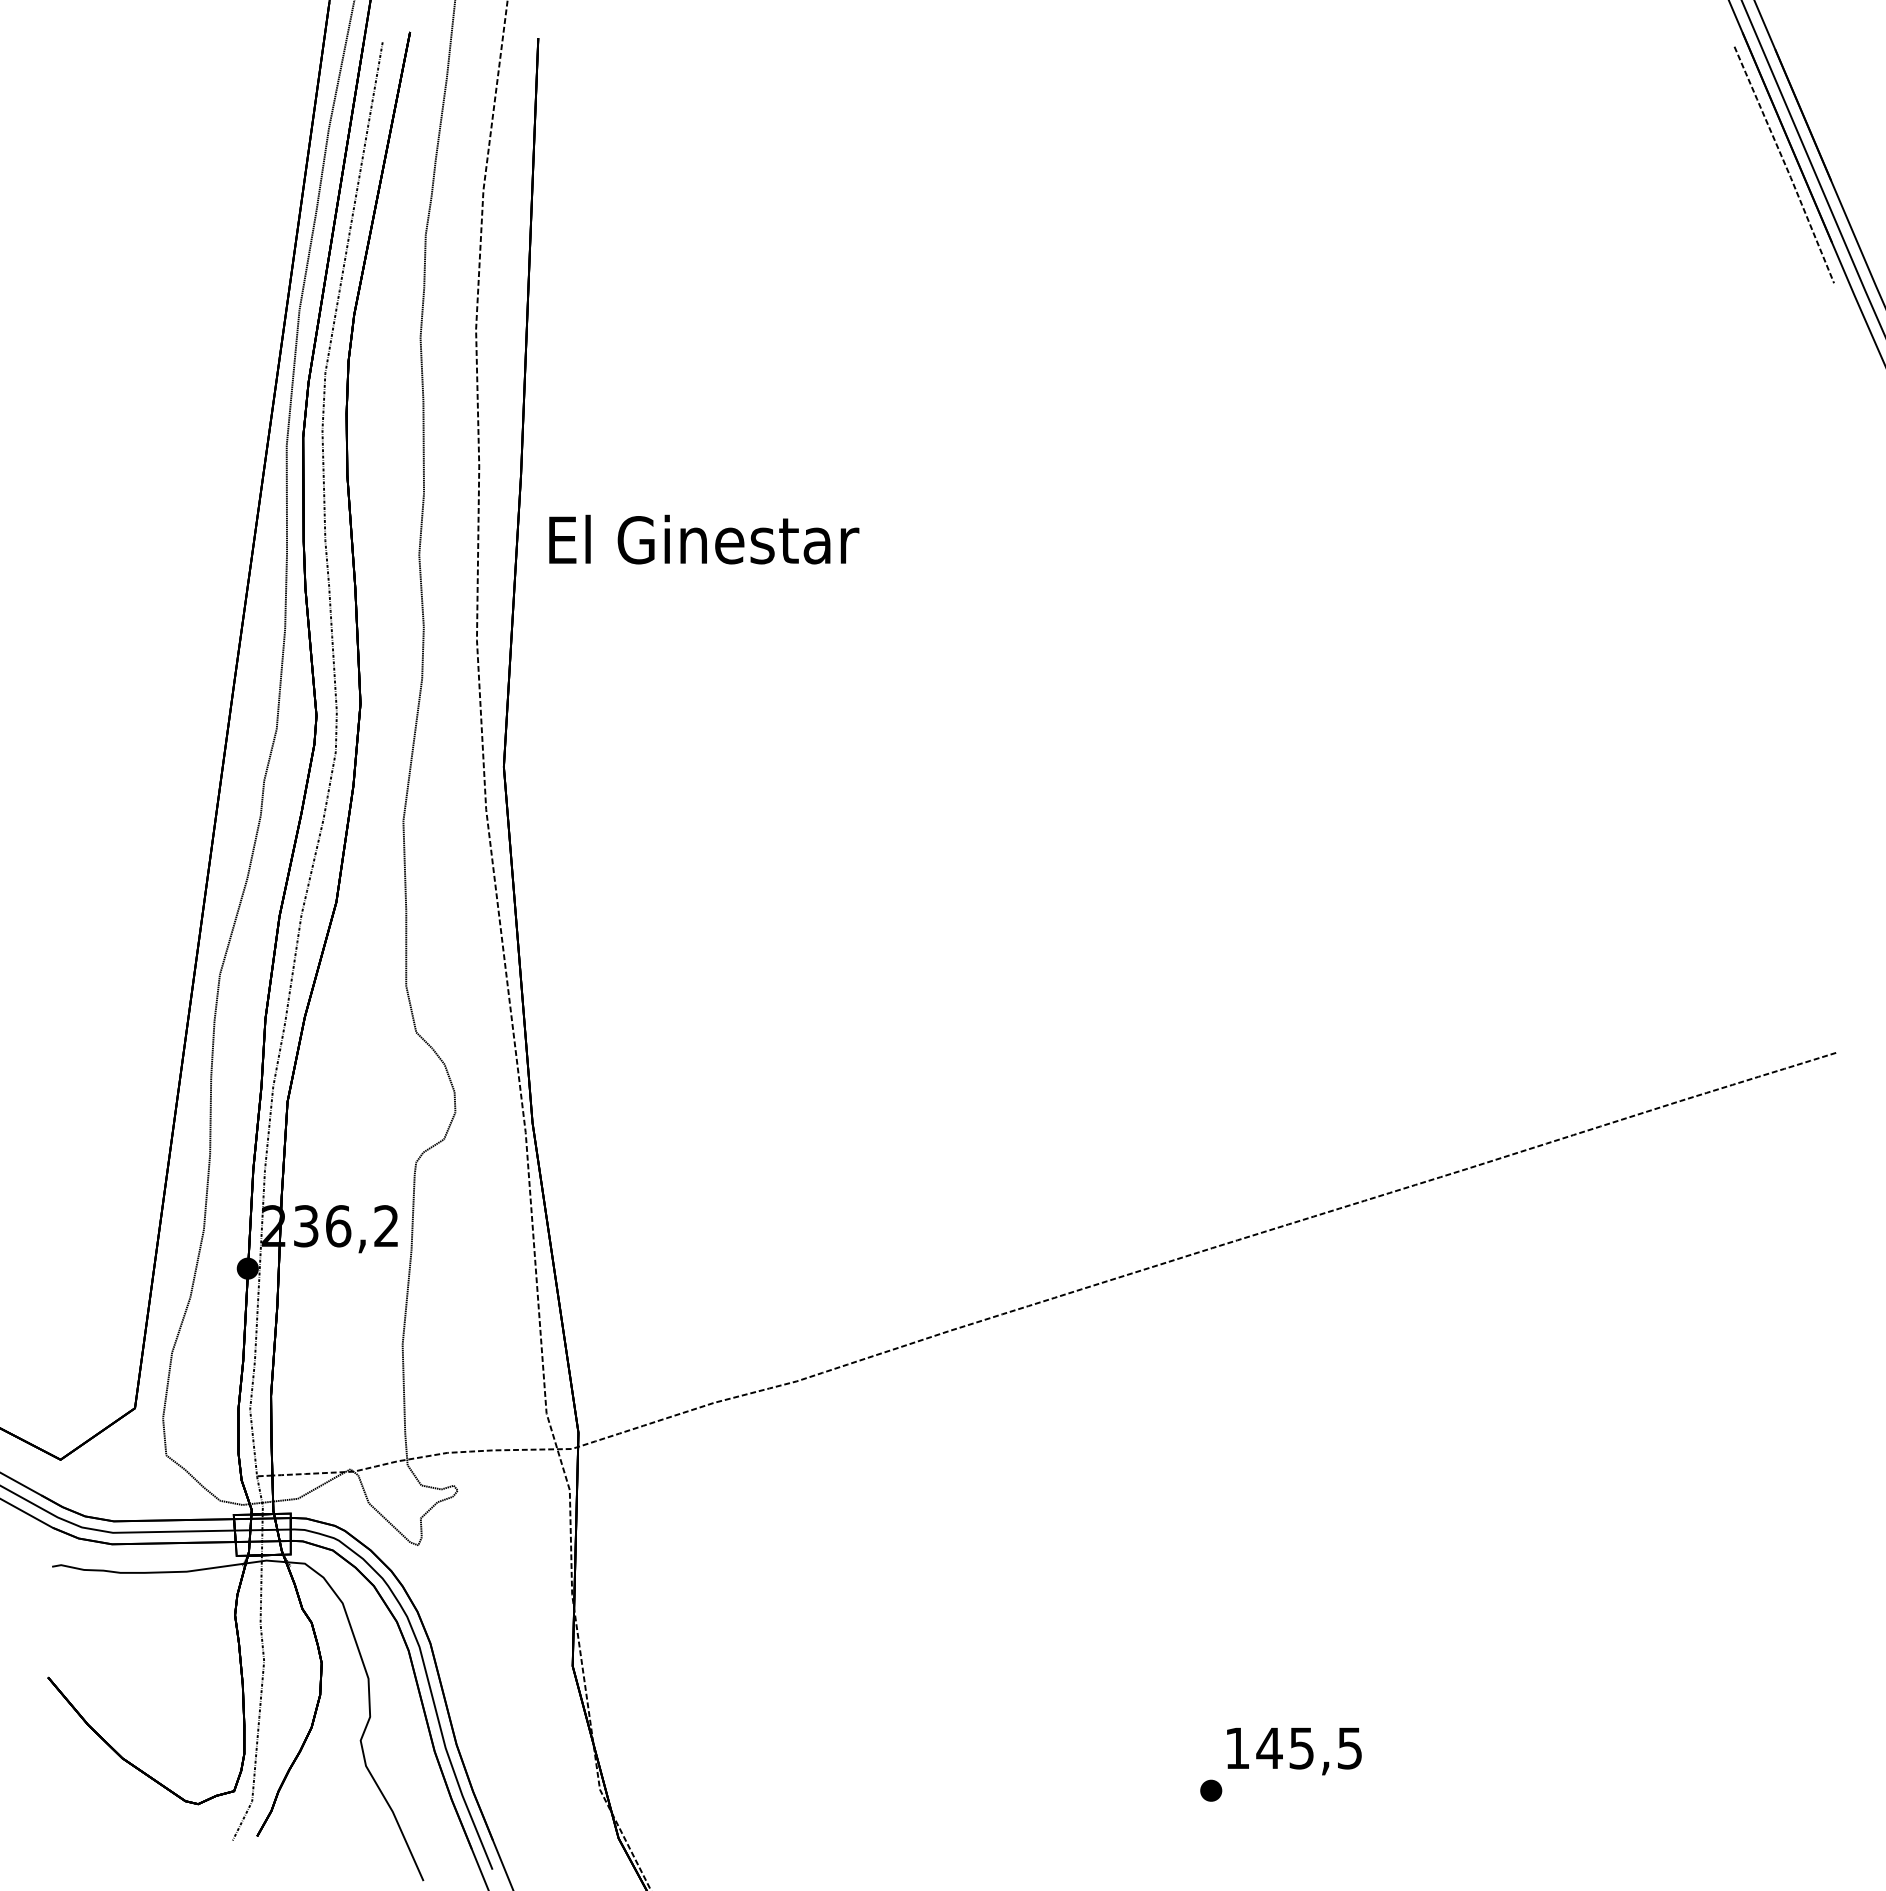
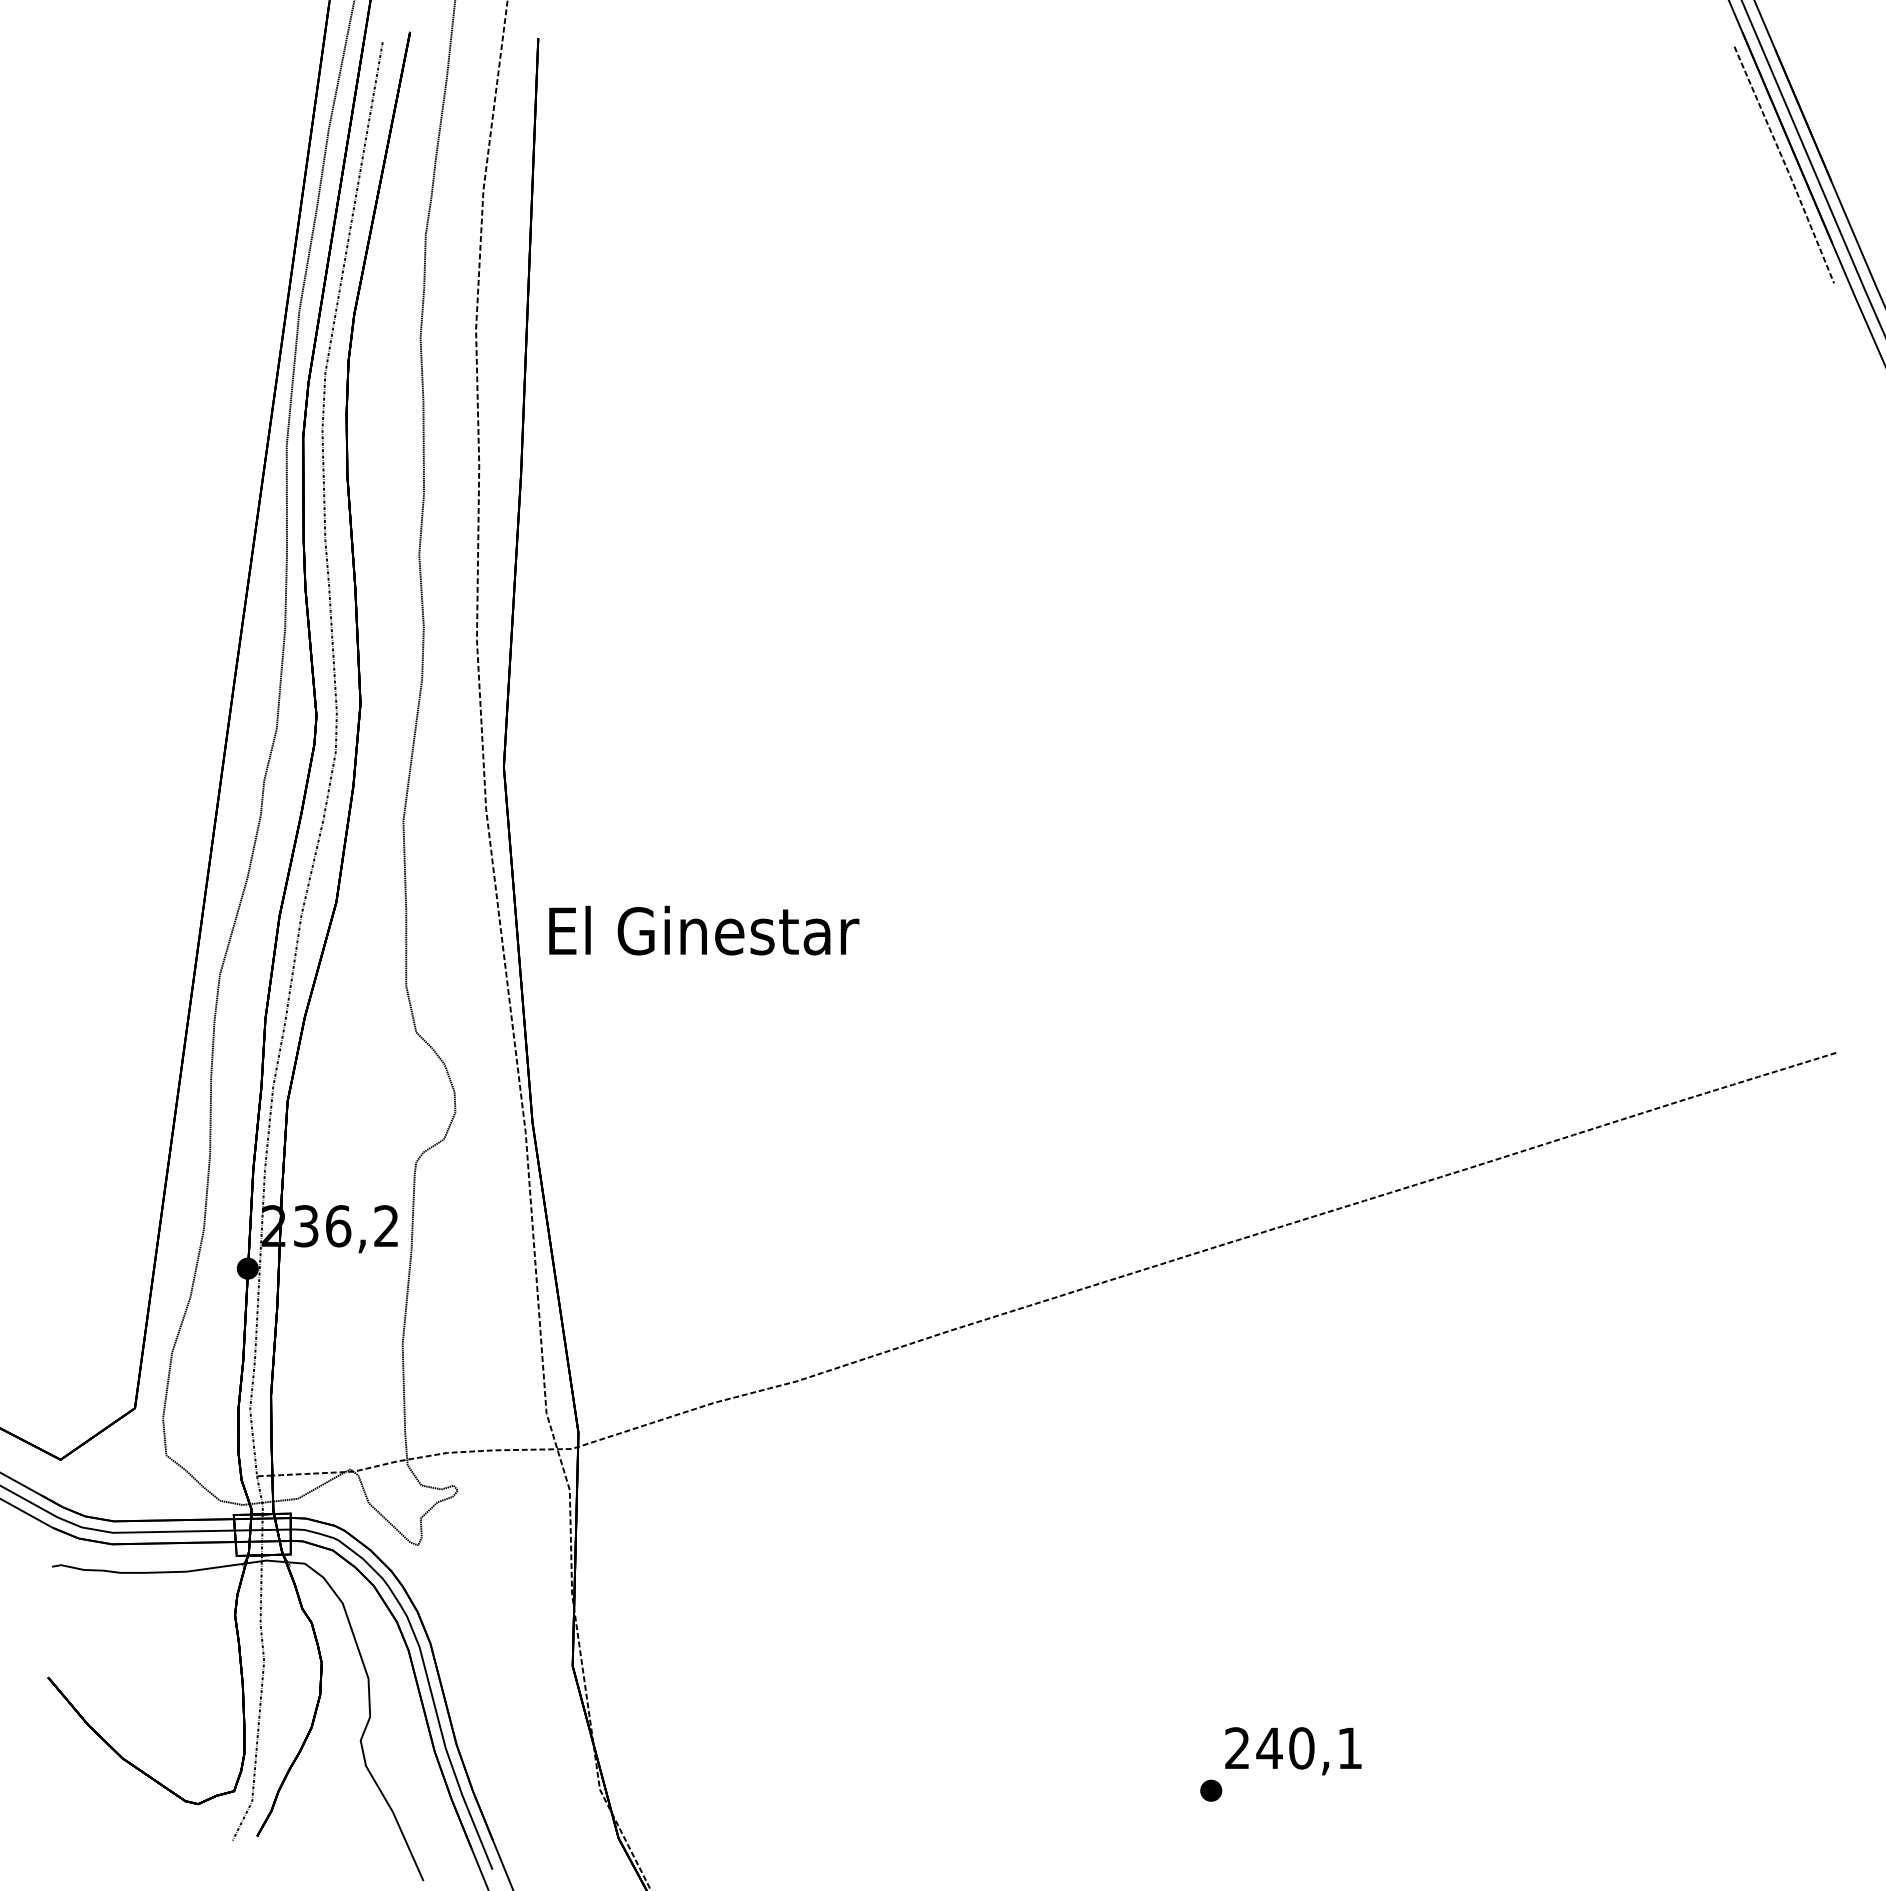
text position: (704, 539) -> (704, 930) (704, 930)
text: 145,5 -> 240,1 (1293, 1748)
